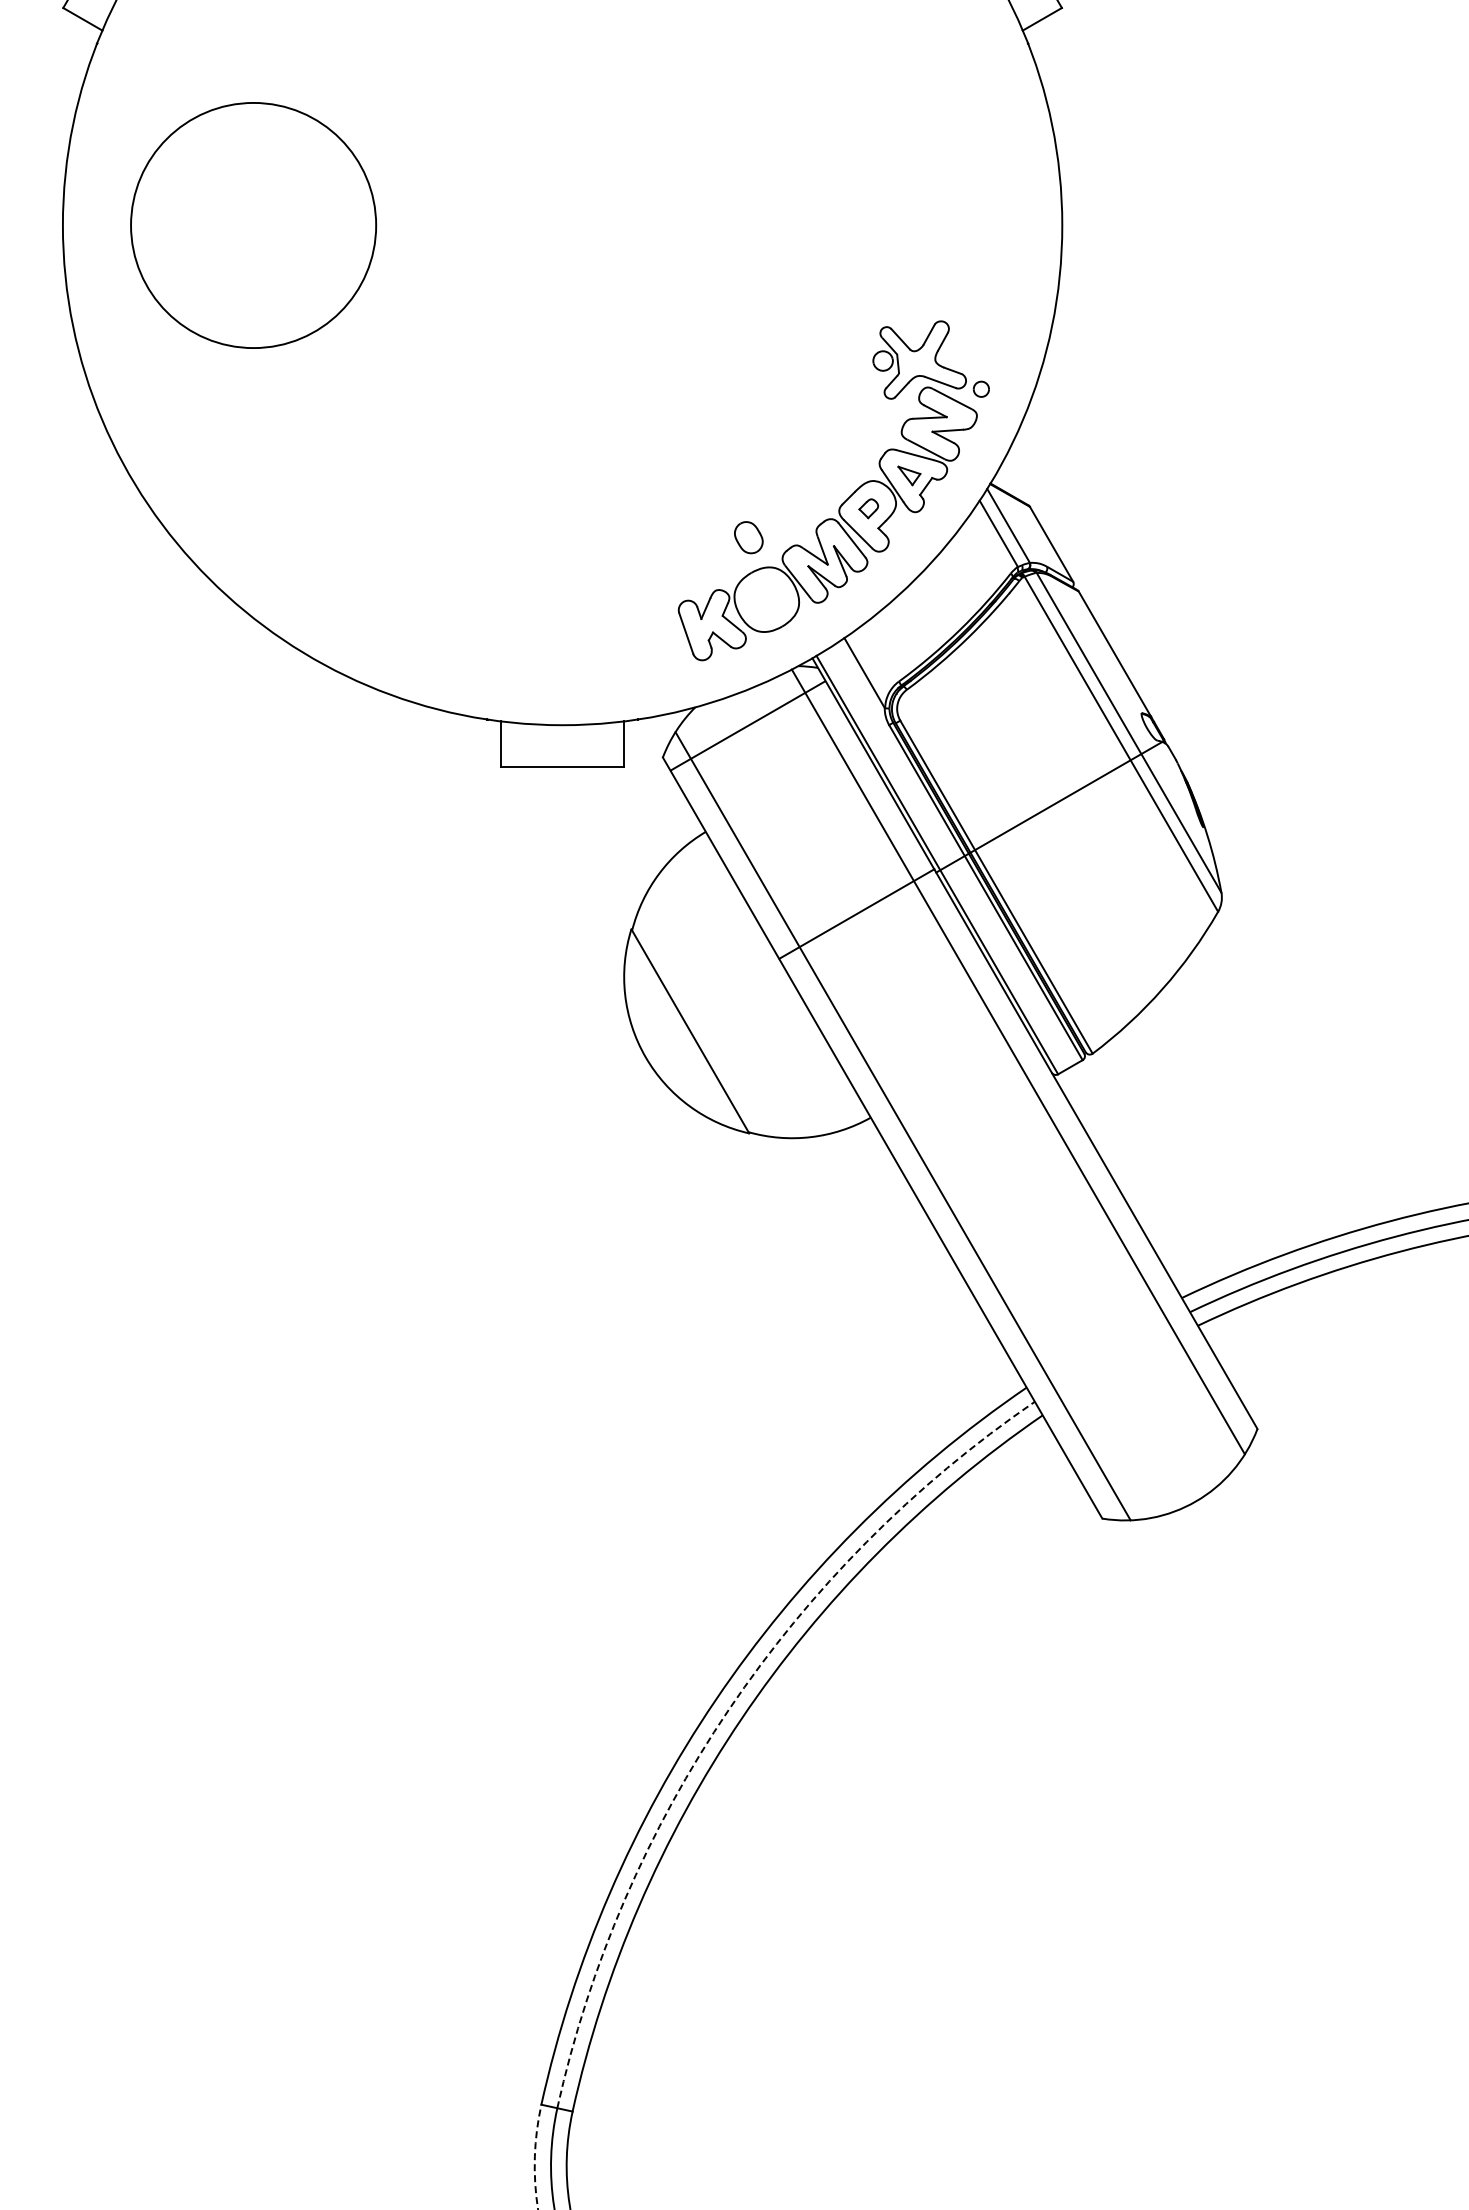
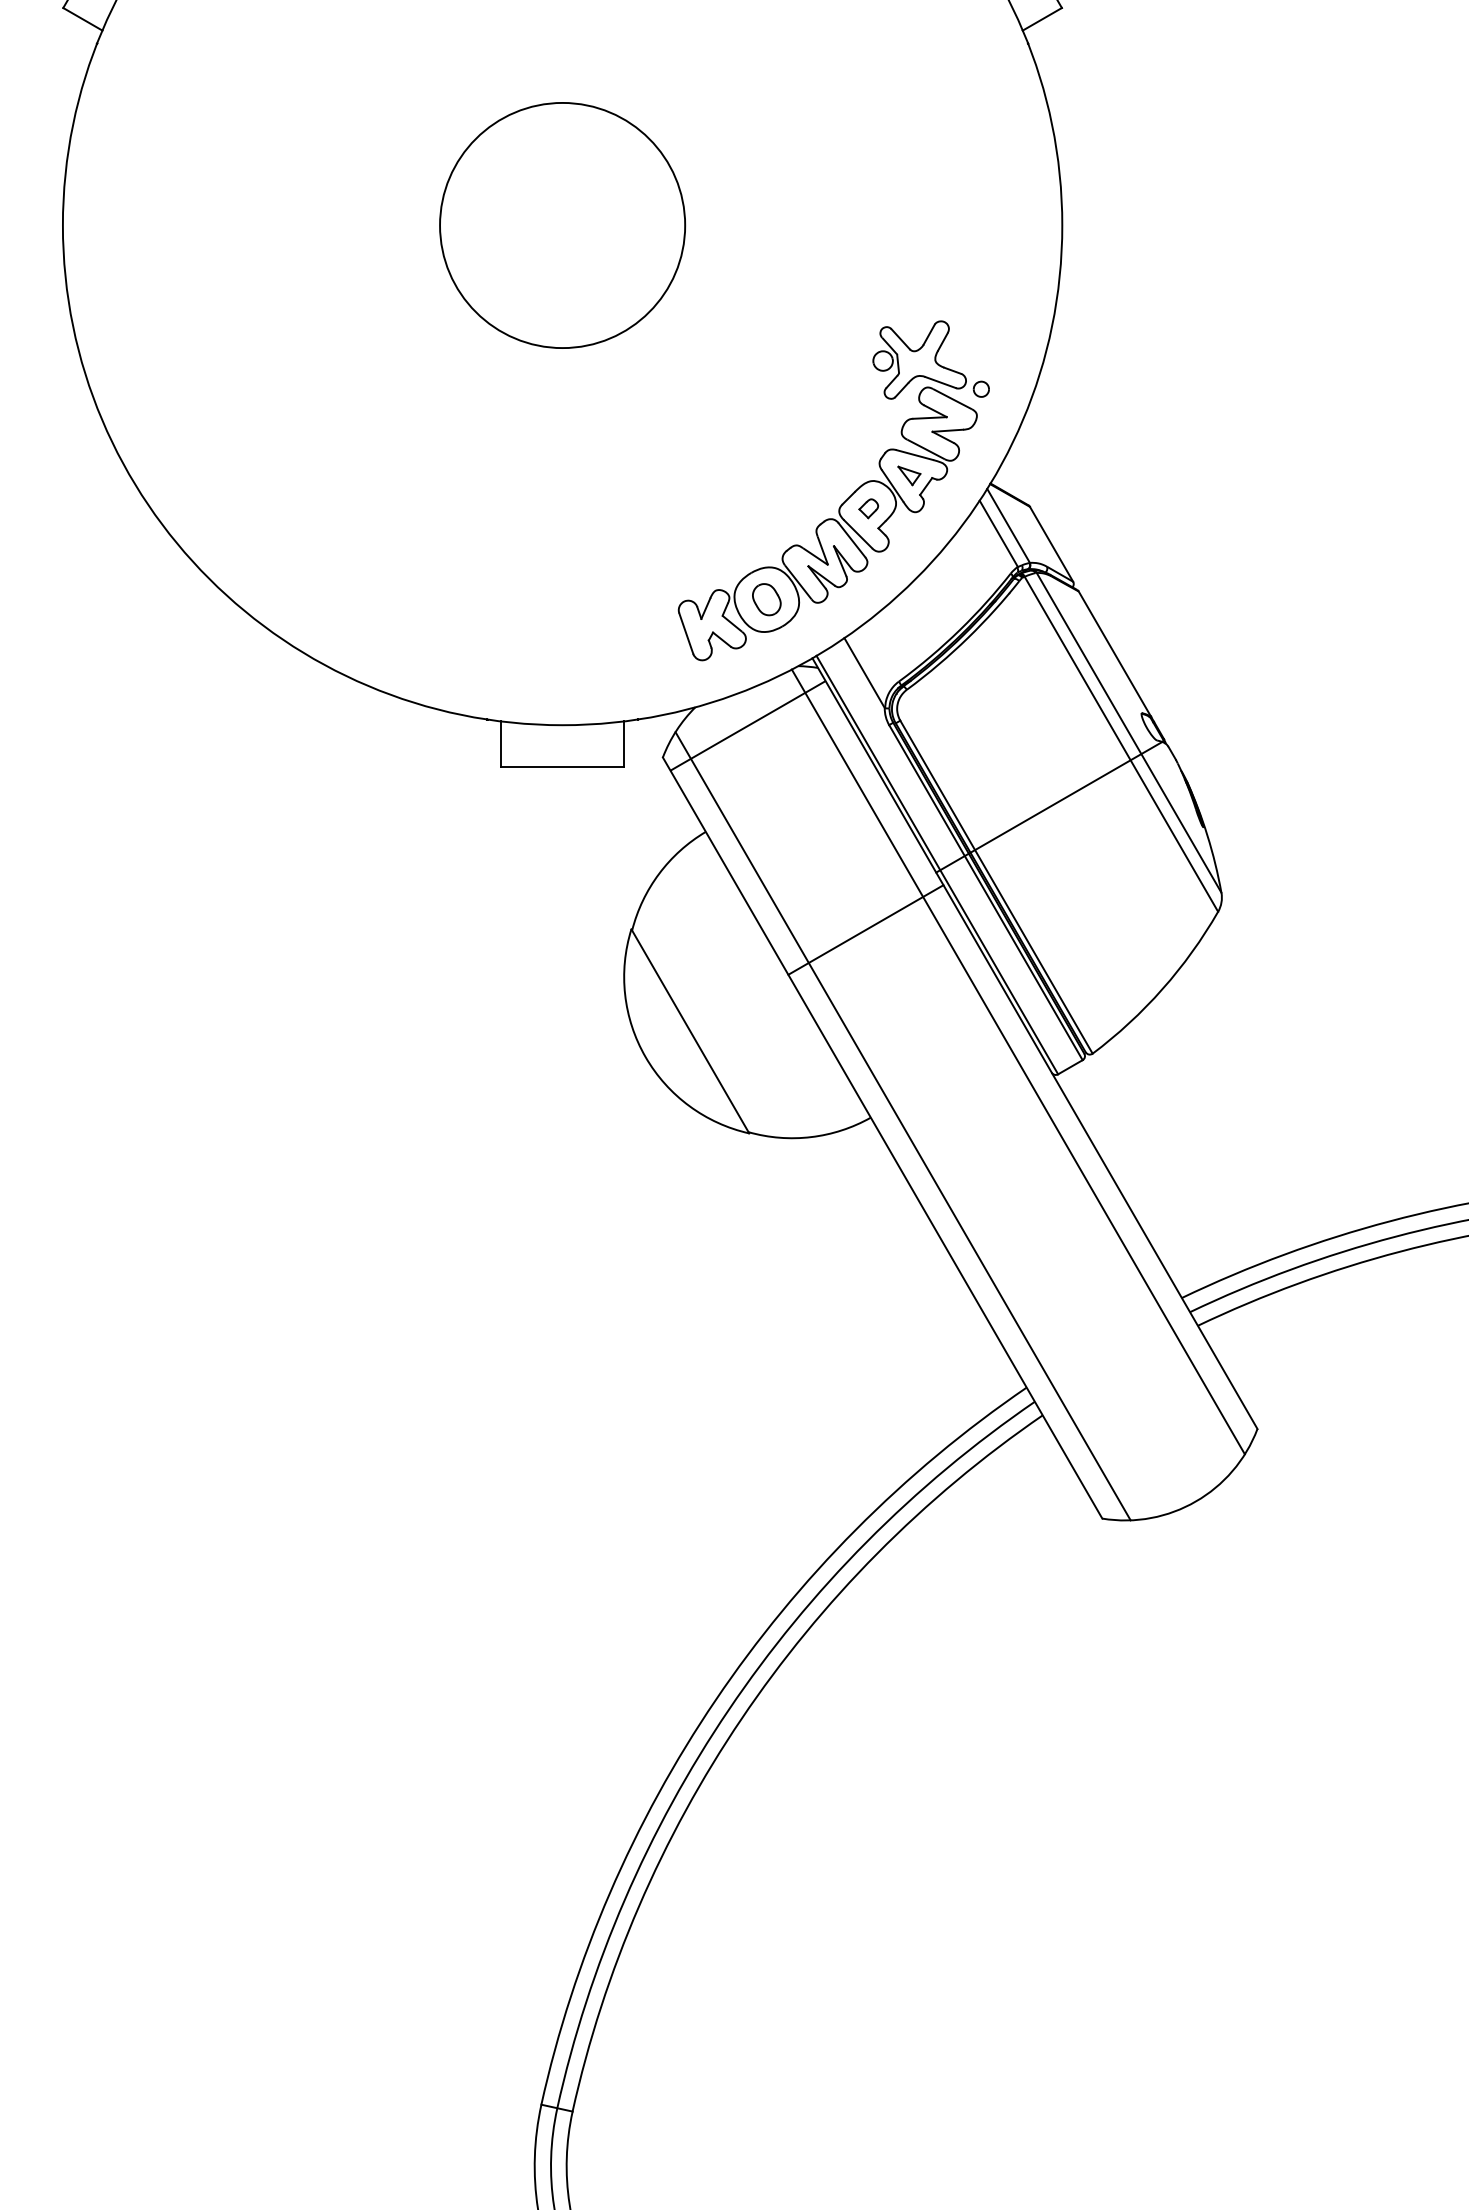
circle position: (253, 225) -> (562, 225) (562, 225)
part position: (748, 537) -> (766, 599) (766, 599)
line position: (856, 913) -> (865, 929) (865, 929)
arc: dashed -> solid (728, 1709)
arc: dashed -> solid (534, 2156)
